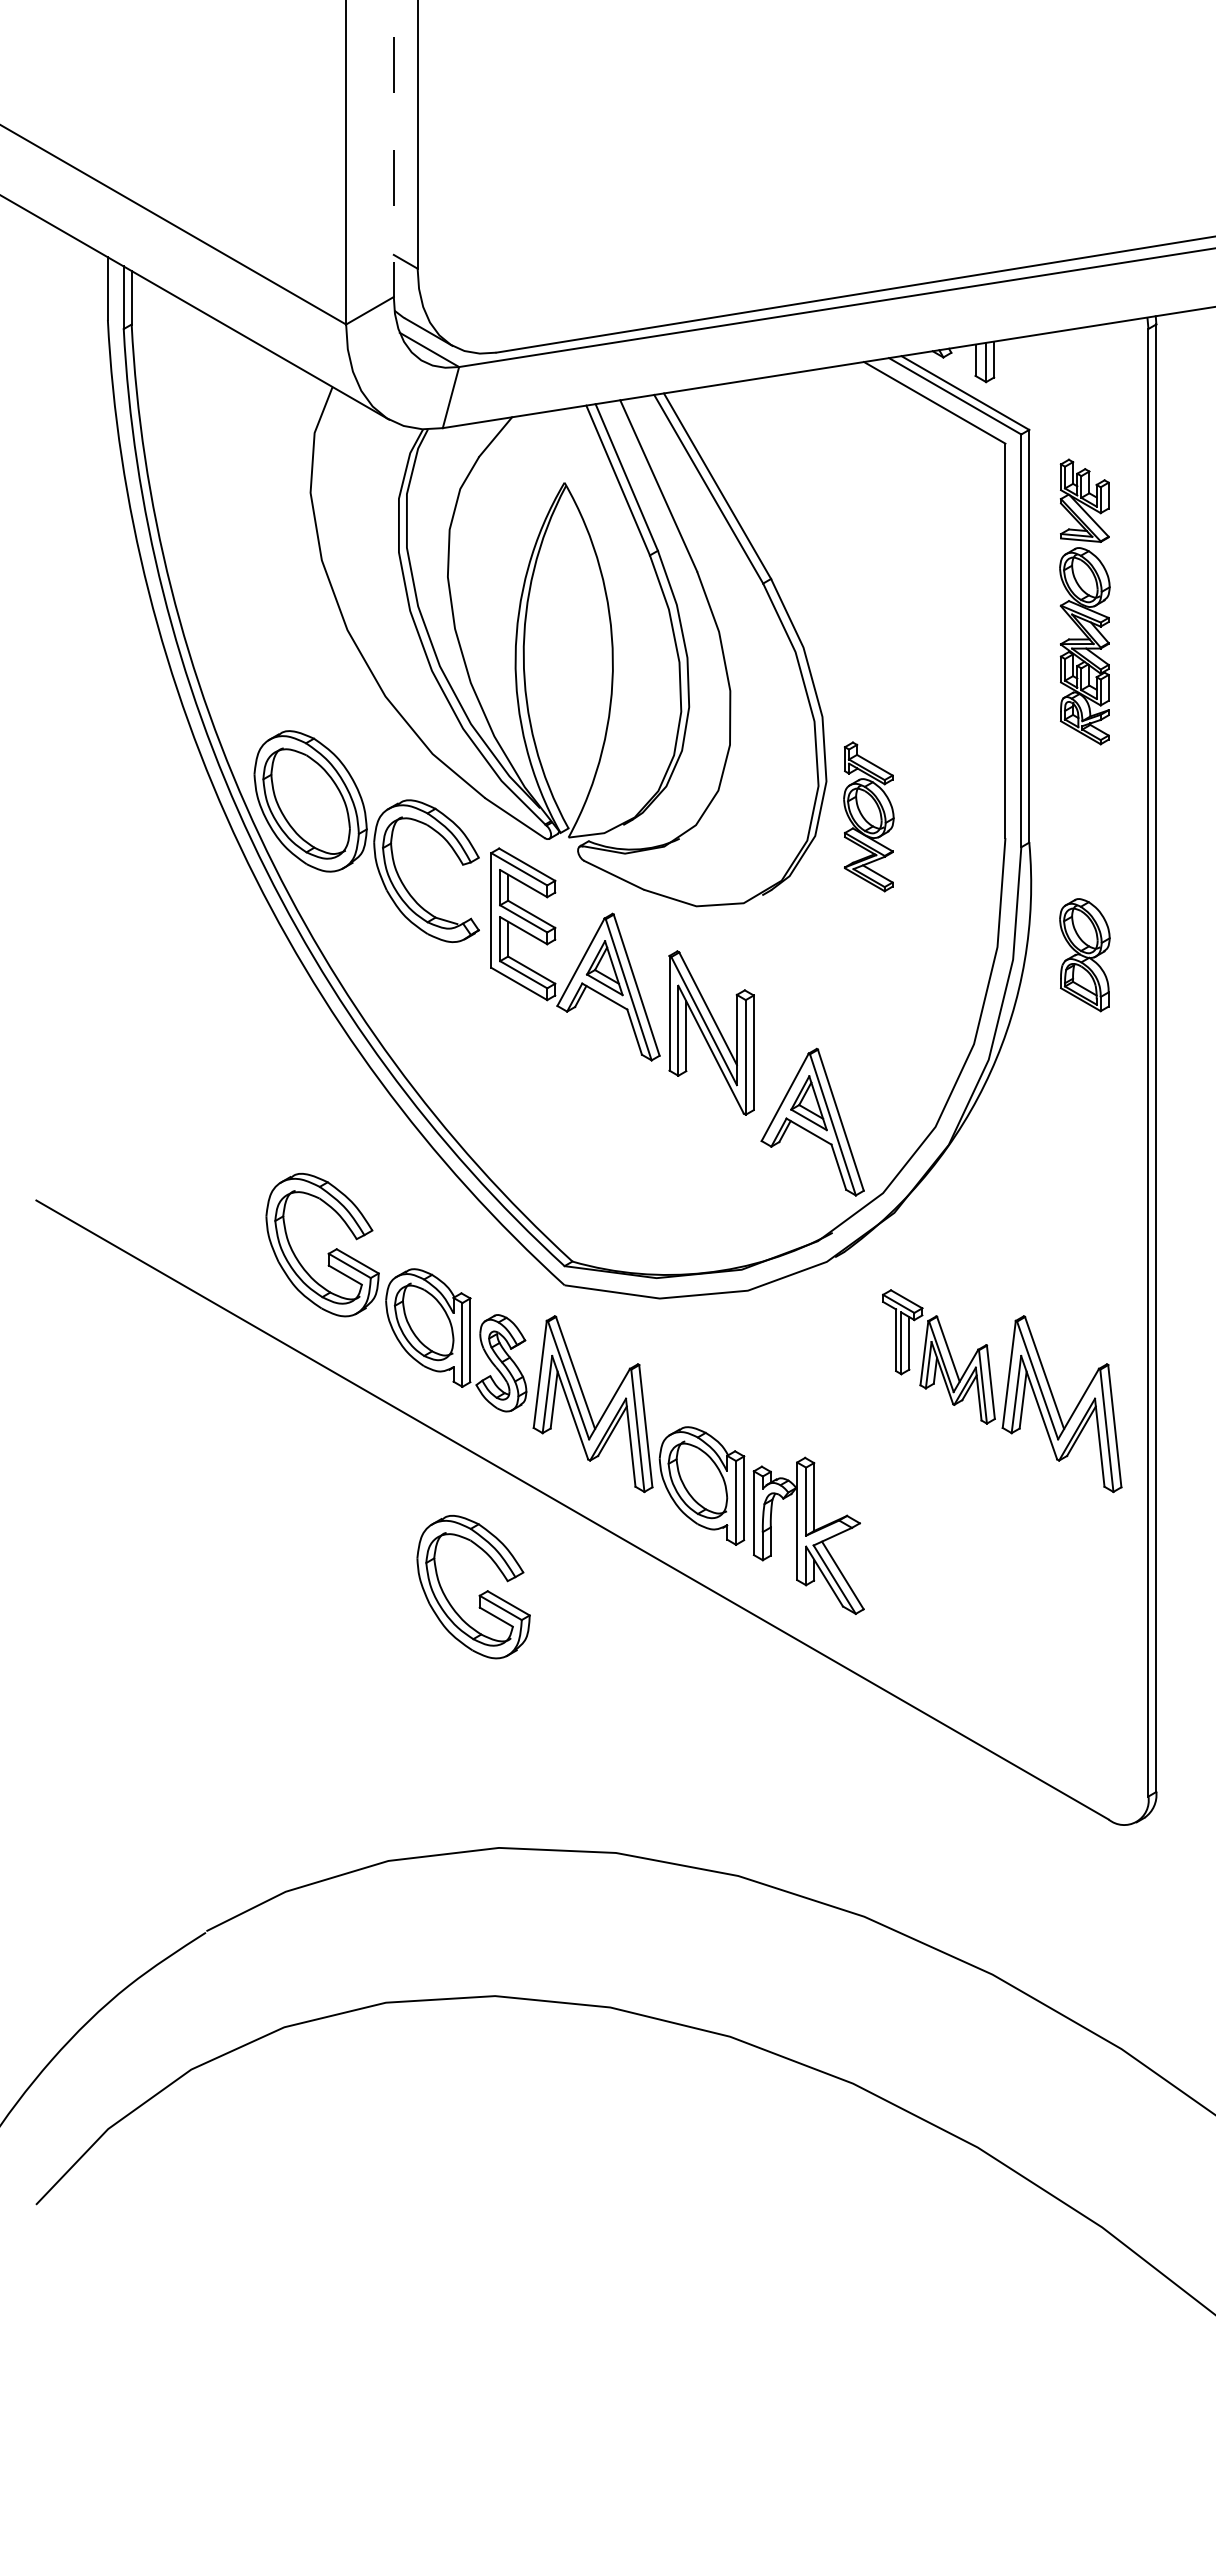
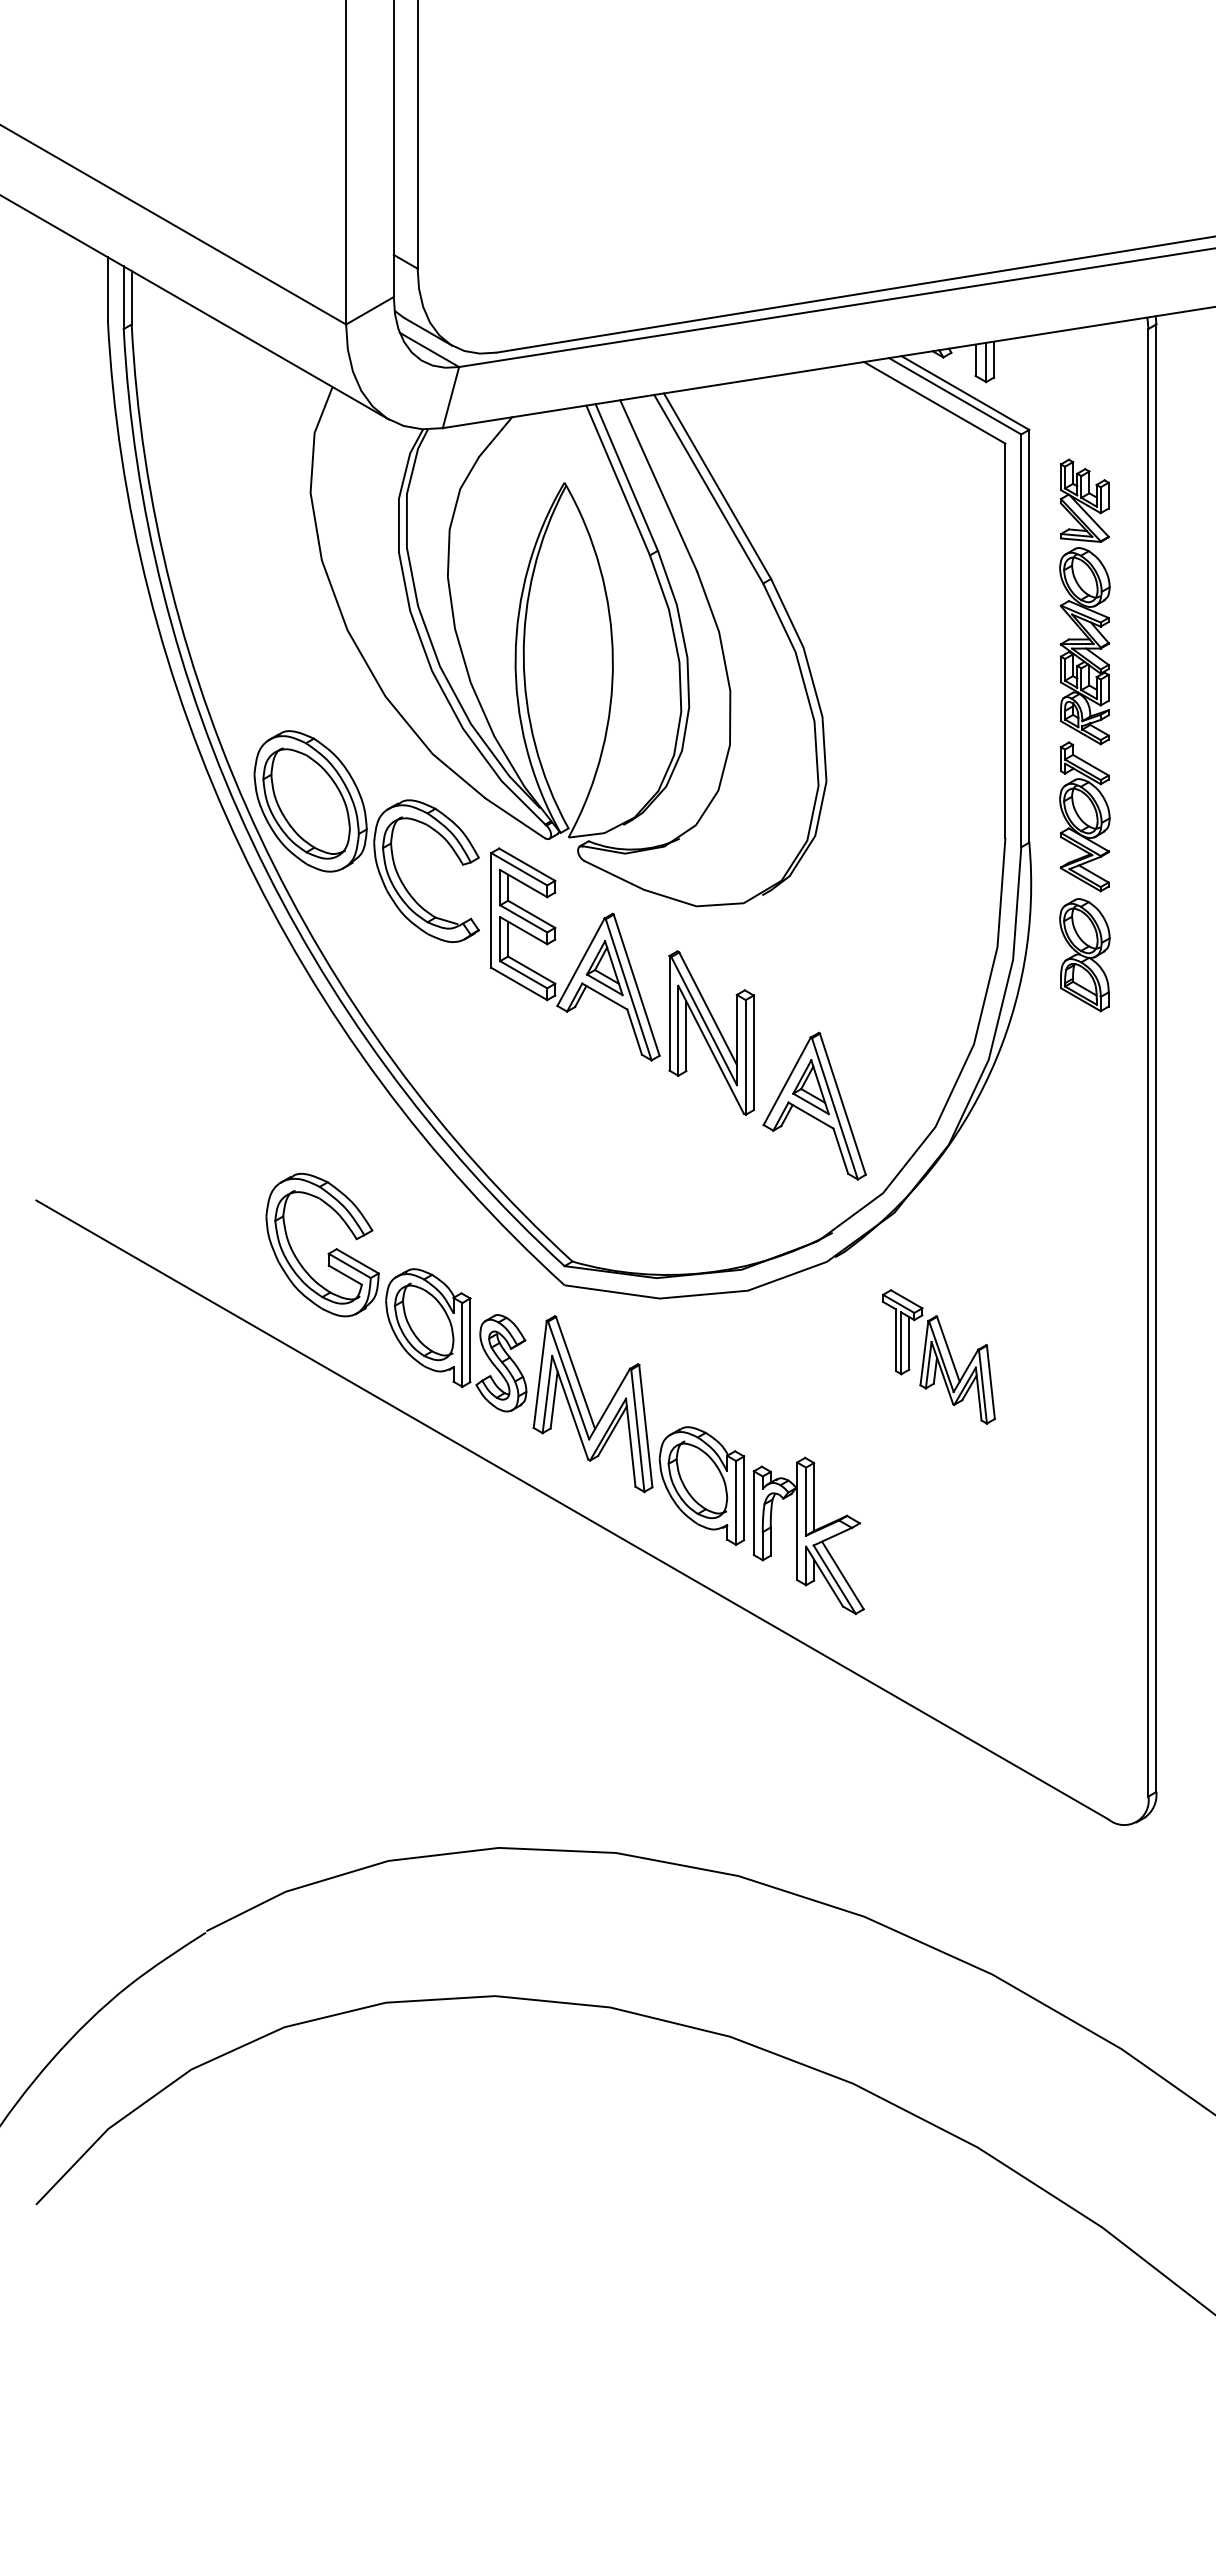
line: dashed -> solid (393, 149)
part position: (868, 816) -> (1084, 816) (1084, 816)
part position: (812, 1121) -> (814, 1105) (814, 1105)
part: present -> none (1061, 1404)
part: present -> none (479, 1594)
